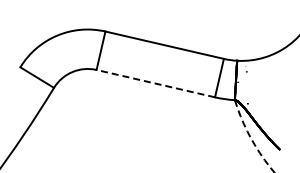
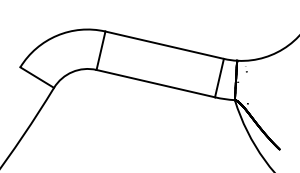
line: dashed -> solid (155, 83)
arc: dashed -> solid (251, 138)
